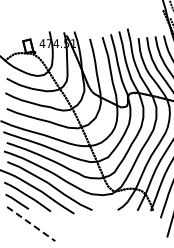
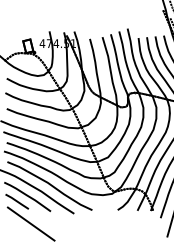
line: dashed -> solid (31, 224)
